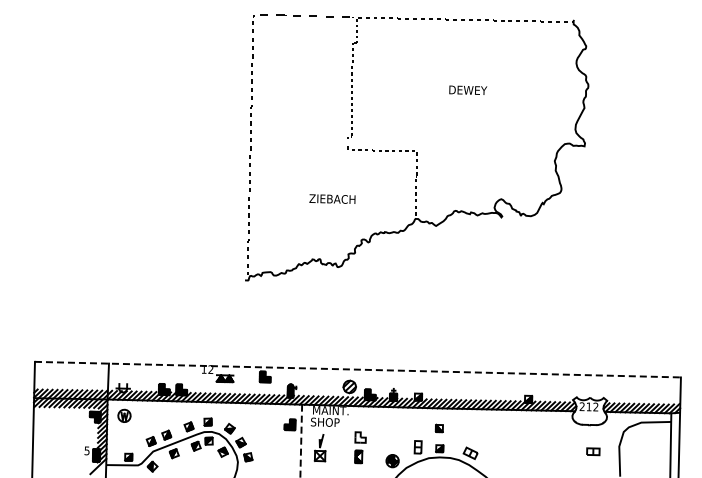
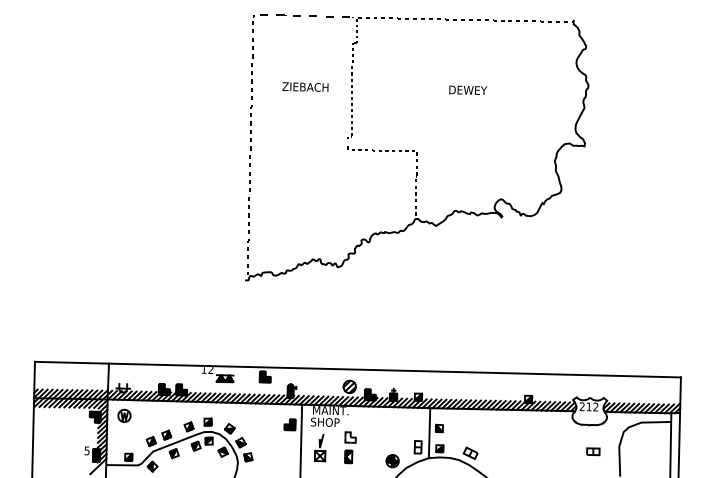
text position: (332, 198) -> (305, 86) (305, 86)
line: dashed -> solid (358, 369)
line: none -> present (429, 433)
line: dashed -> solid (301, 441)
part position: (360, 447) -> (350, 447) (350, 447)
